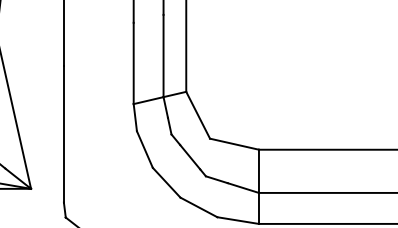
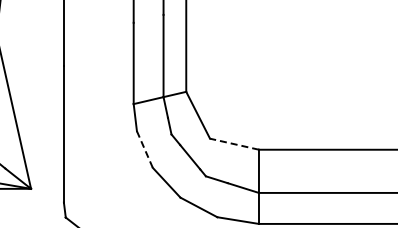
line: solid -> dashed (234, 144)
line: solid -> dashed (144, 149)
